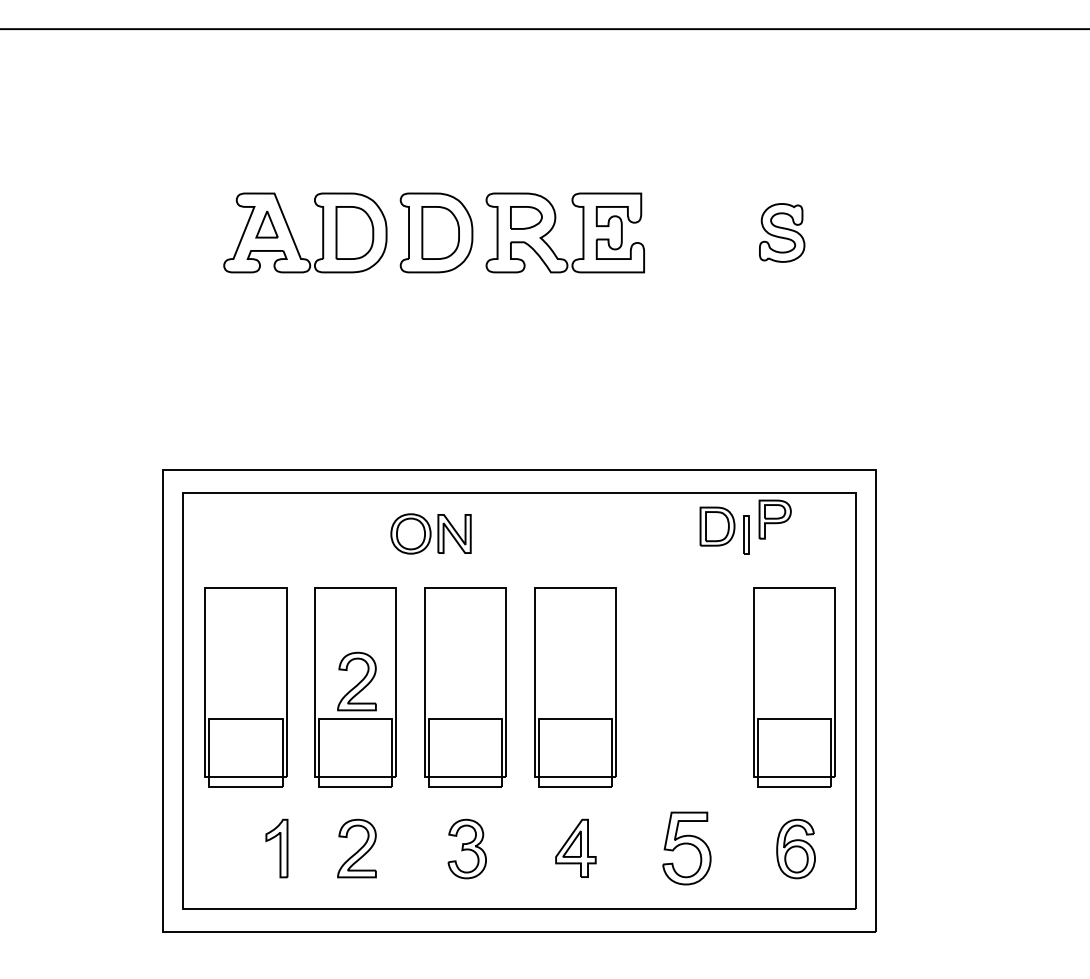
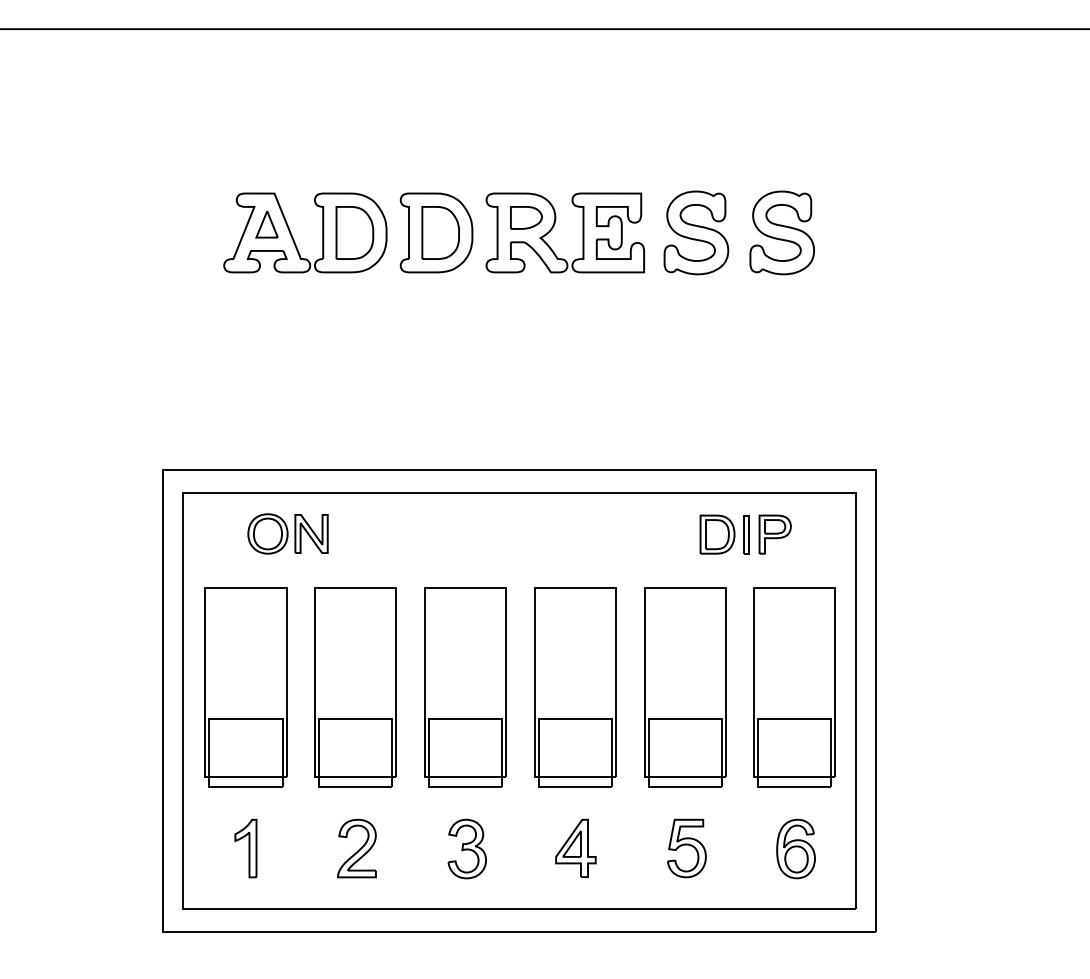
part: none -> present (696, 232)
part size: 47x60 px -> 66x86 px (781, 232)
part position: (774, 519) -> (774, 534) (774, 534)
part position: (717, 526) -> (717, 534) (717, 534)
part position: (430, 533) -> (287, 533) (287, 533)
part: present -> none (356, 681)
part: none -> present (685, 687)
part position: (276, 848) -> (245, 848) (245, 848)
part size: 50x75 px -> 40x61 px (686, 848)
